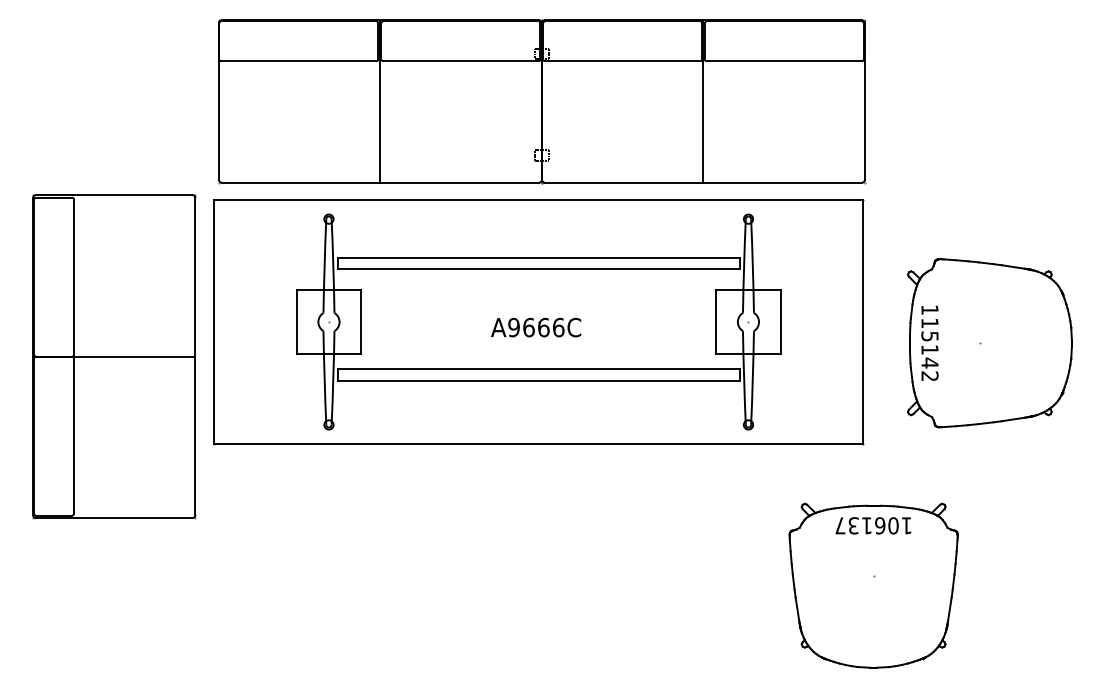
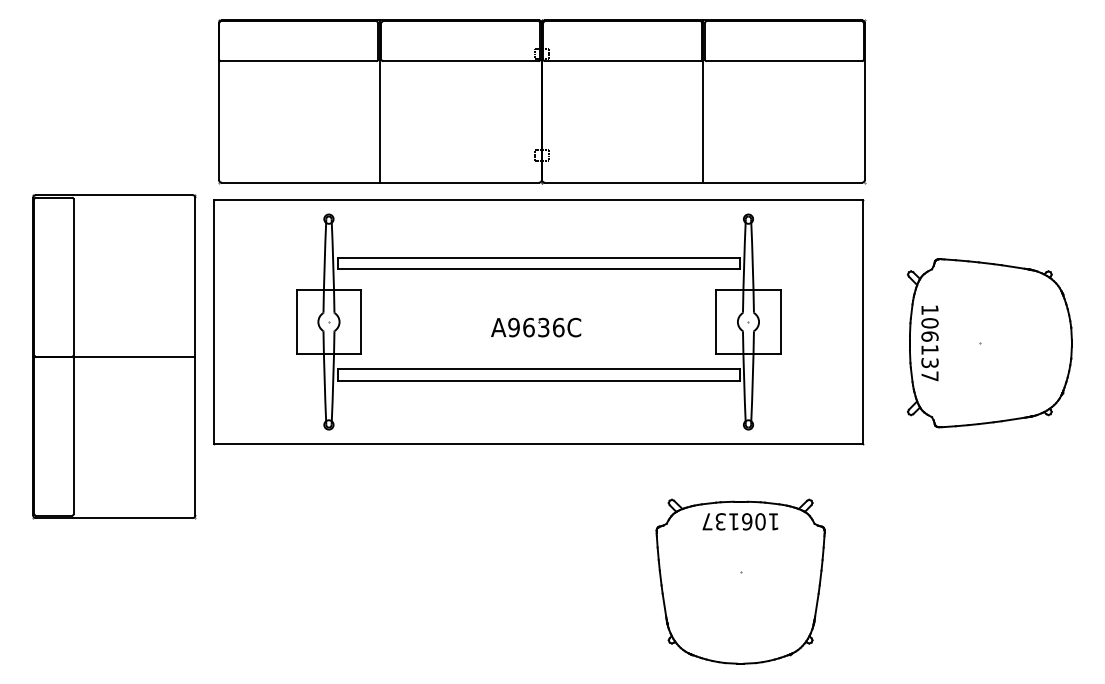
text: A9666C -> A9636C (543, 327)
text: 115142 -> 106137 (929, 349)
part position: (873, 585) -> (740, 581) (740, 581)
